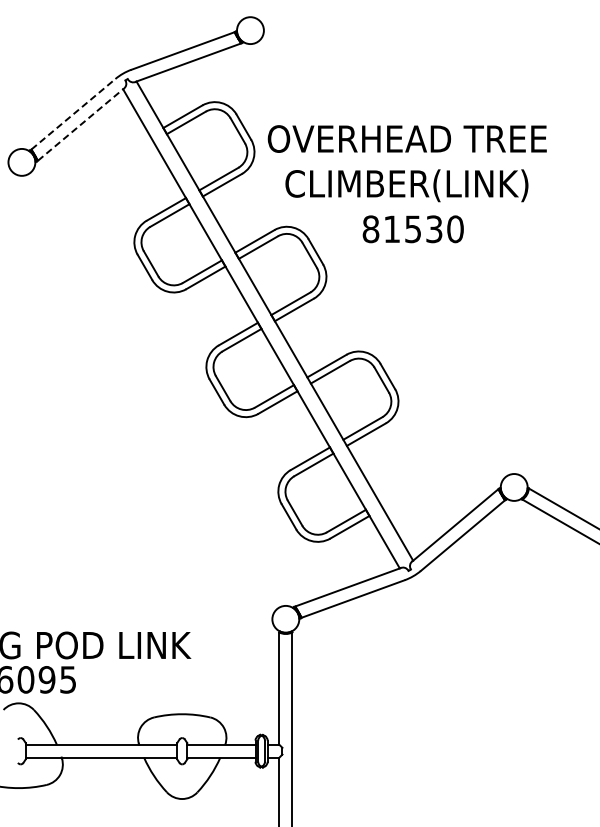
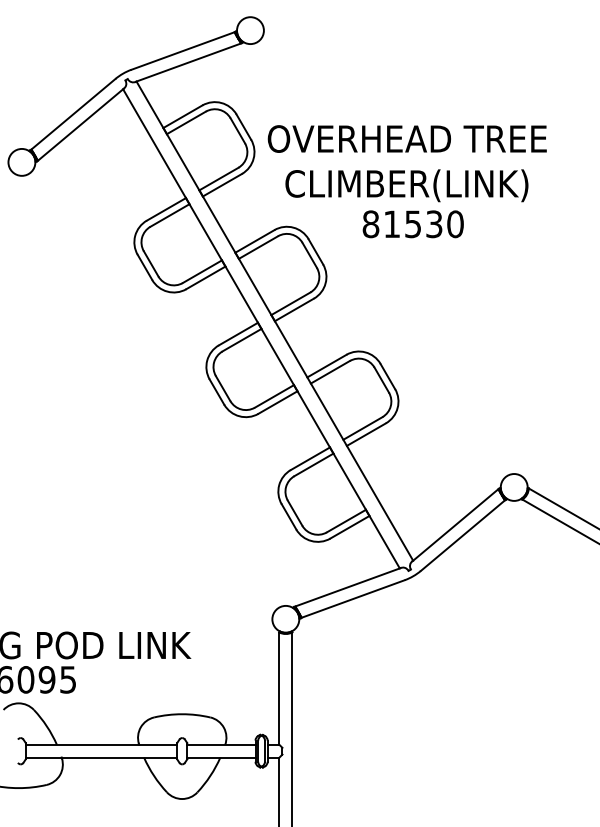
line: dashed -> solid (73, 114)
line: dashed -> solid (80, 124)
text position: (412, 229) -> (412, 224) (412, 224)
